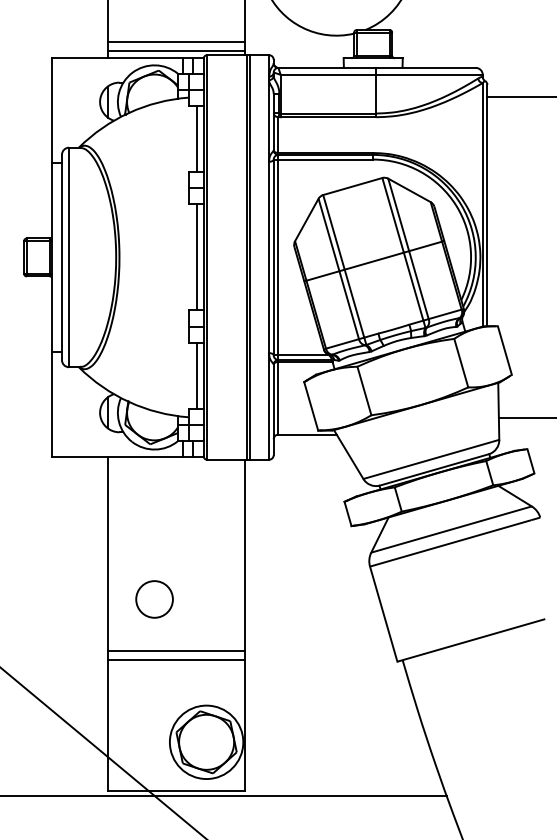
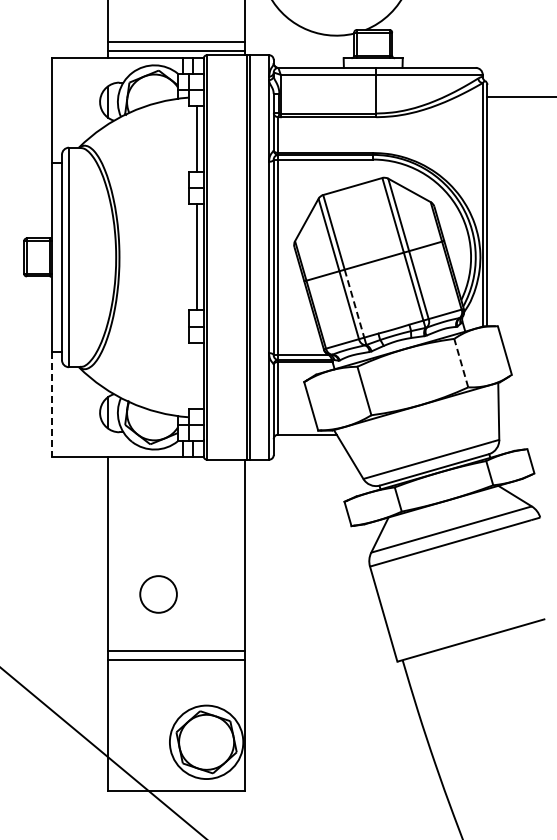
line: solid -> dashed (354, 304)
line: solid -> dashed (461, 362)
line: present -> none (196, 375)
line: solid -> dashed (51, 404)
line: present -> none (525, 417)
circle position: (154, 599) -> (158, 594) (158, 594)
line: present -> none (224, 795)
